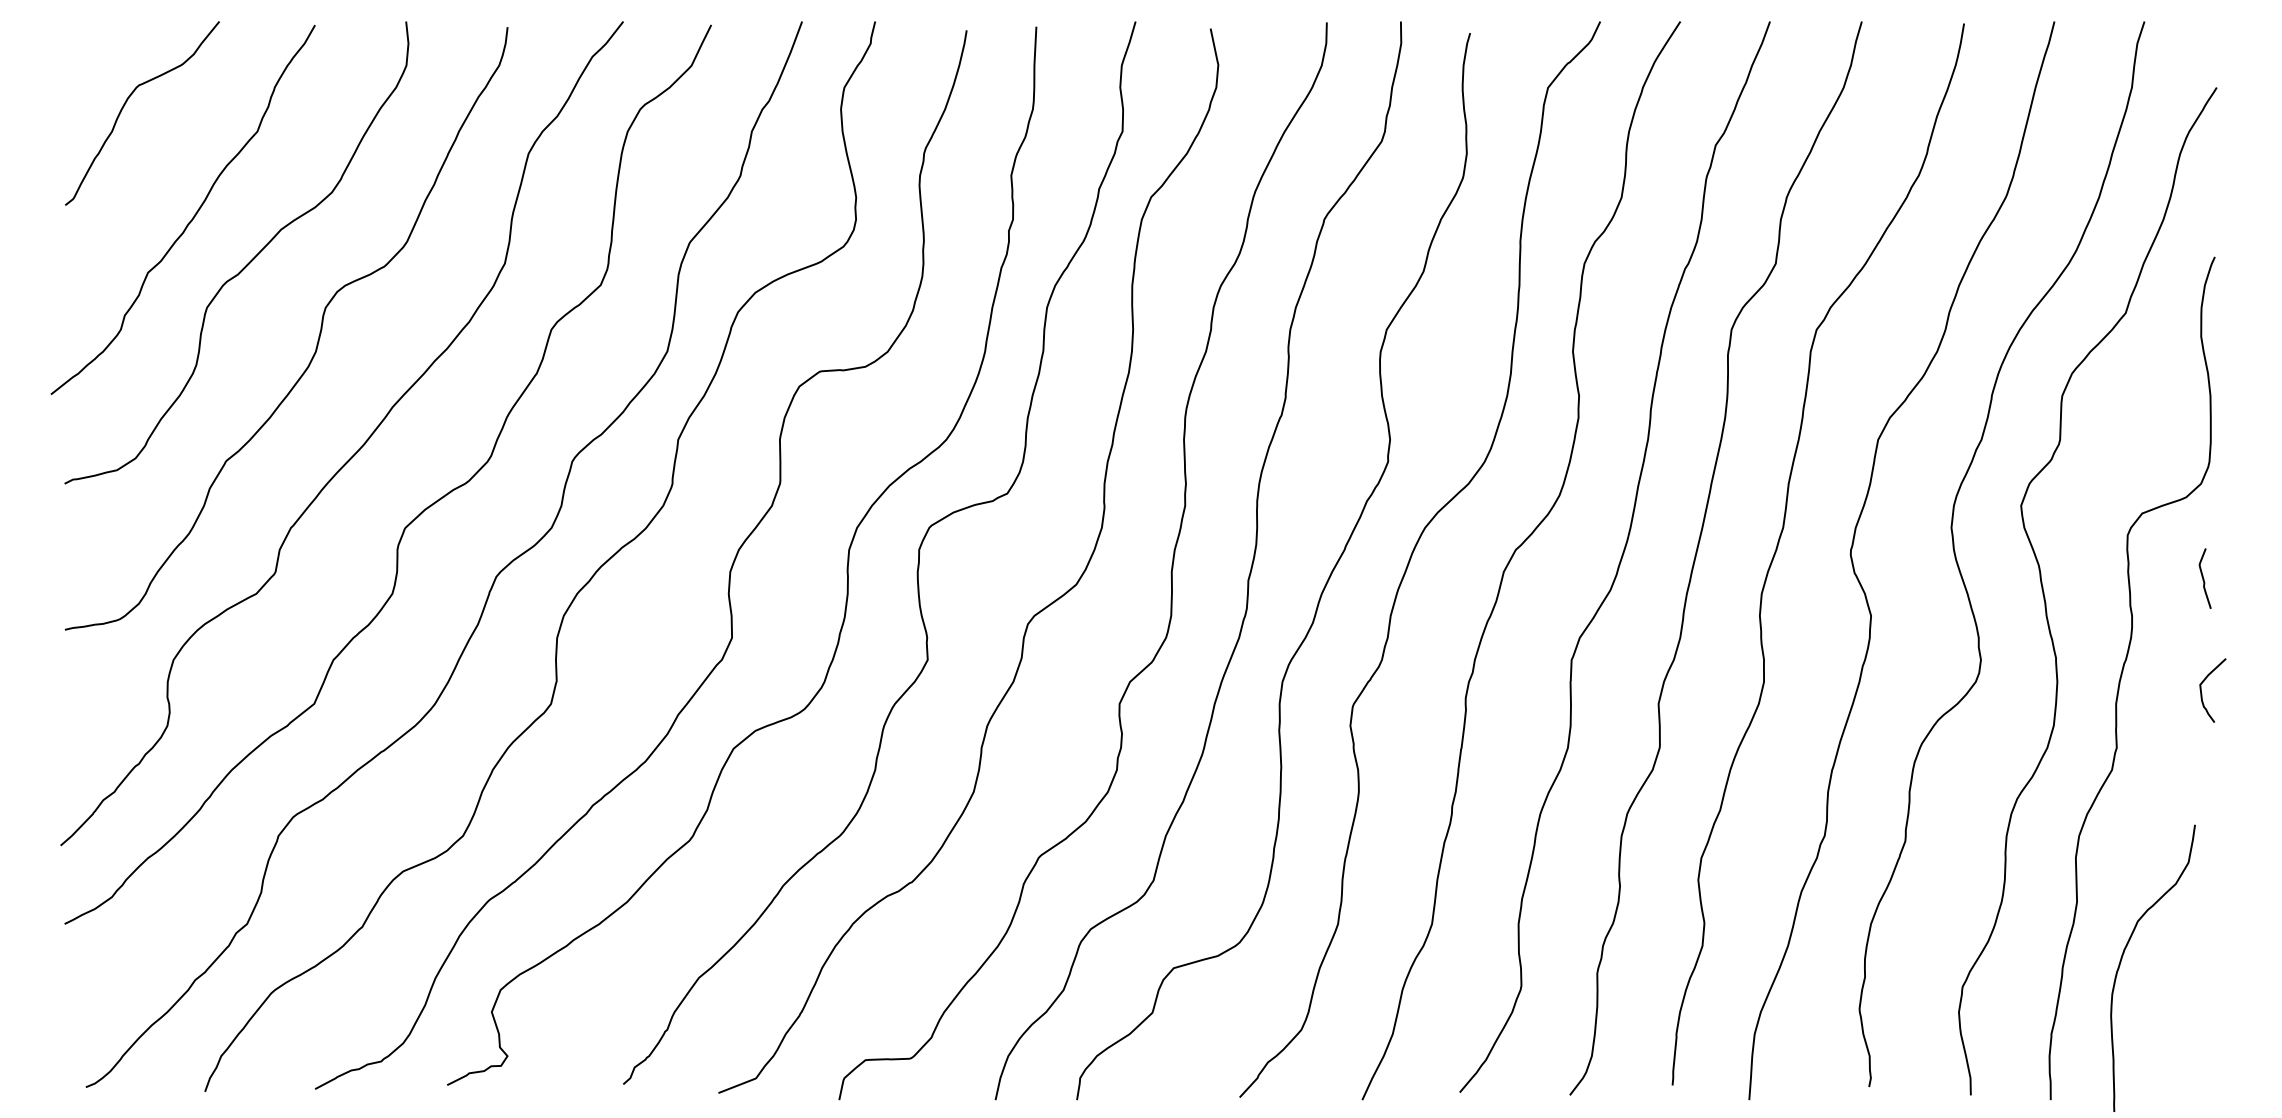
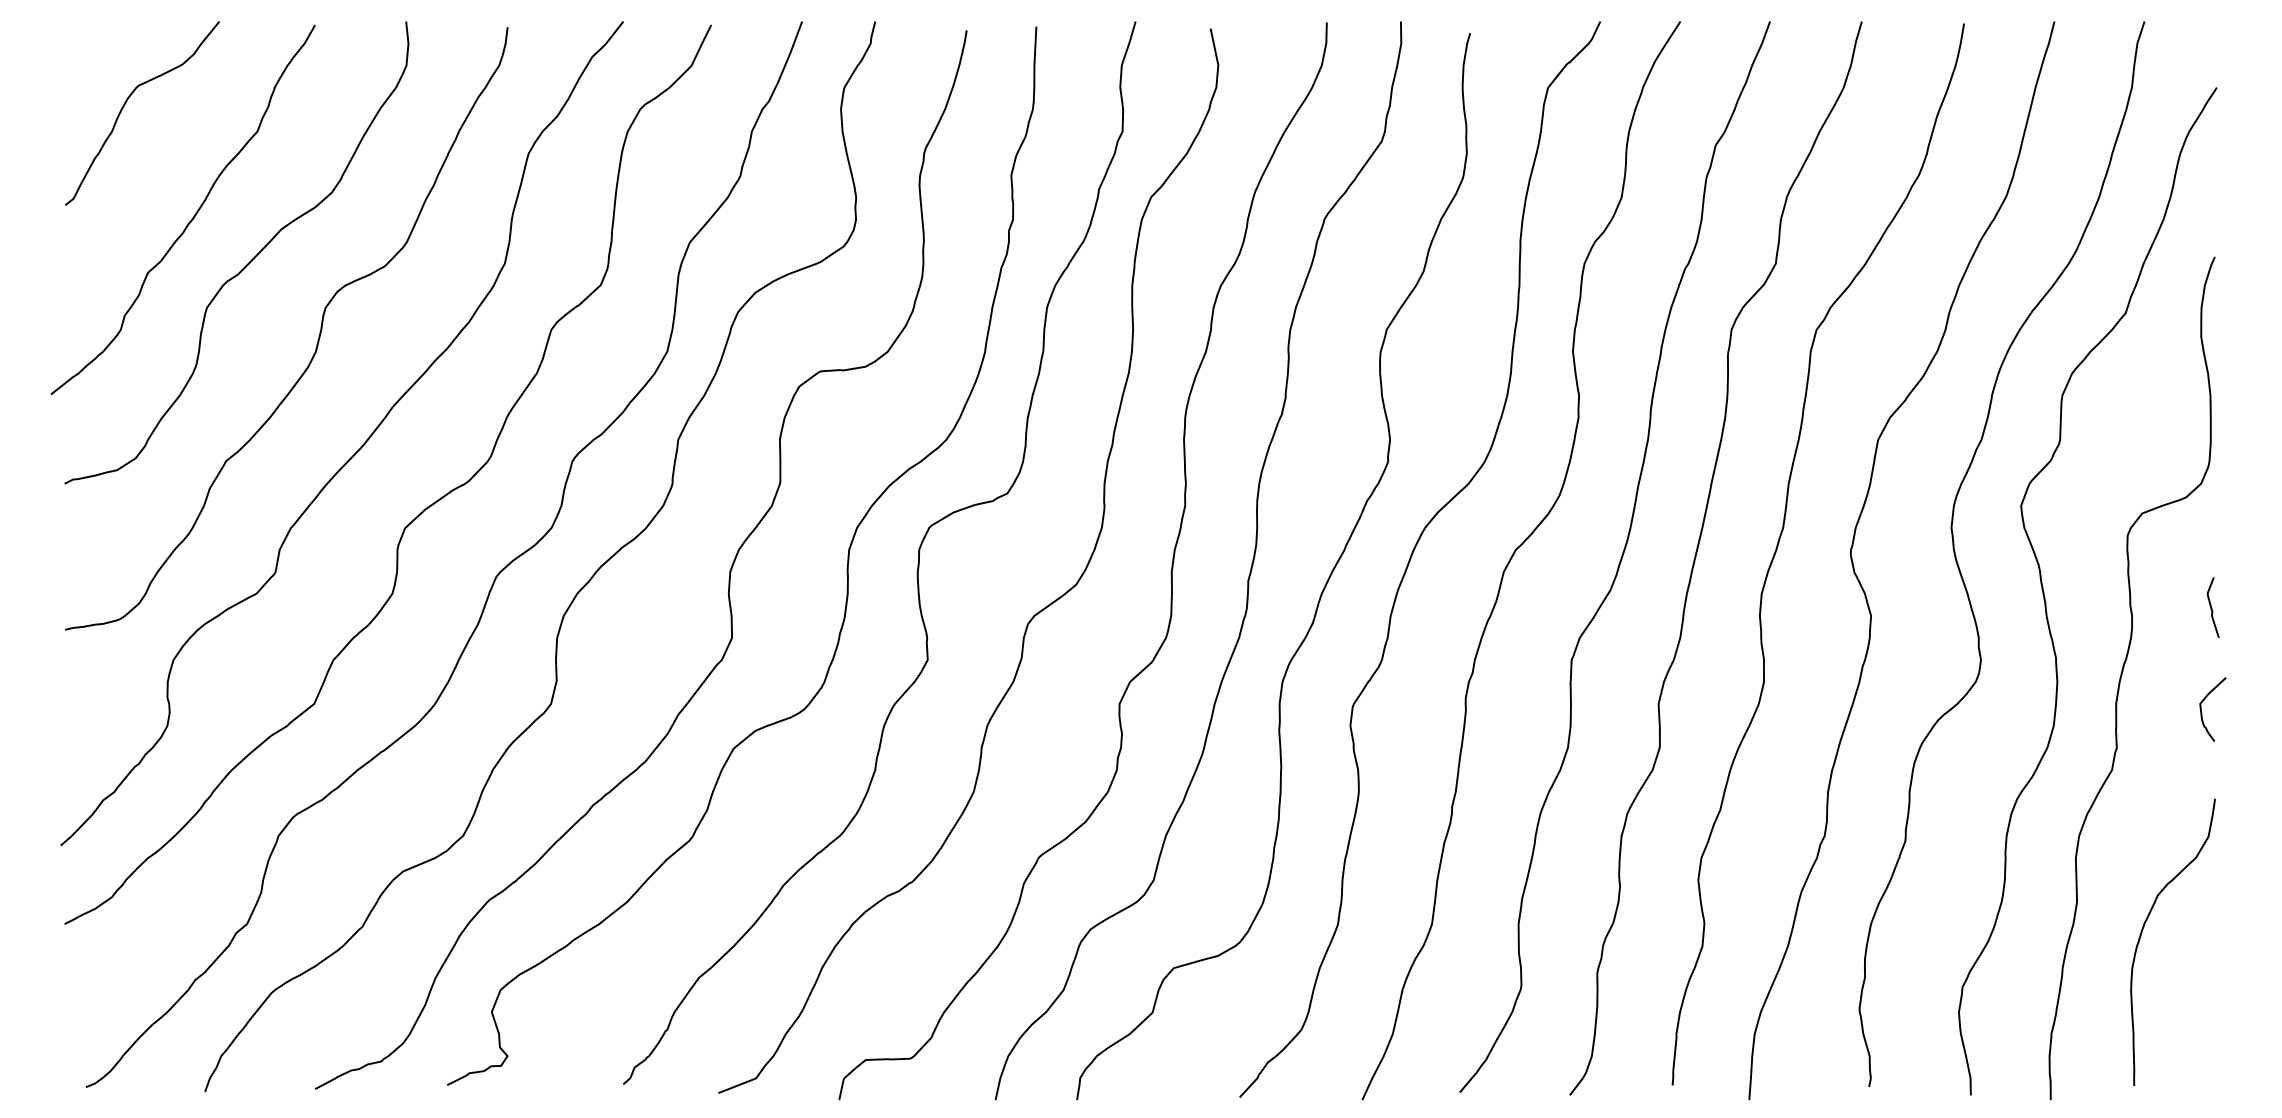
curve position: (2204, 578) -> (2212, 607) (2212, 607)
curve position: (2202, 693) -> (2202, 712) (2202, 712)
curve position: (2122, 959) -> (2142, 933) (2142, 933)
